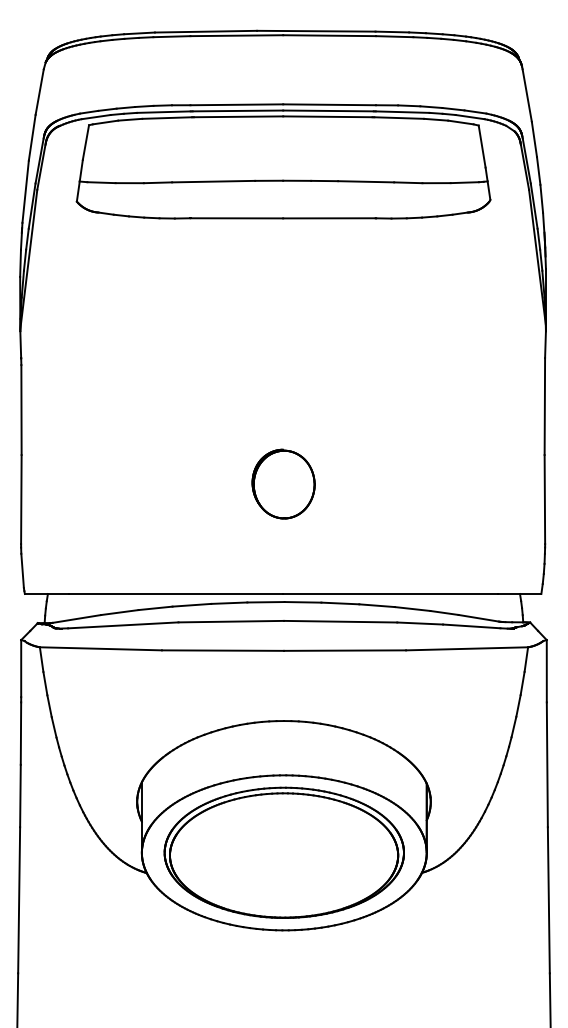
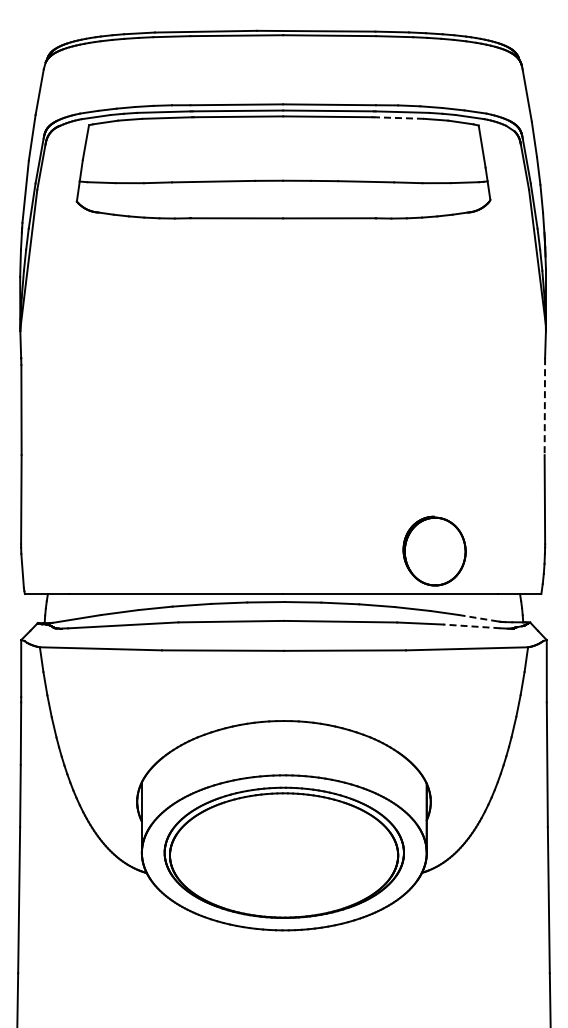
line: solid -> dashed (399, 118)
line: solid -> dashed (544, 407)
part position: (283, 483) -> (434, 550) (434, 550)
line: solid -> dashed (479, 618)
line: solid -> dashed (471, 626)
